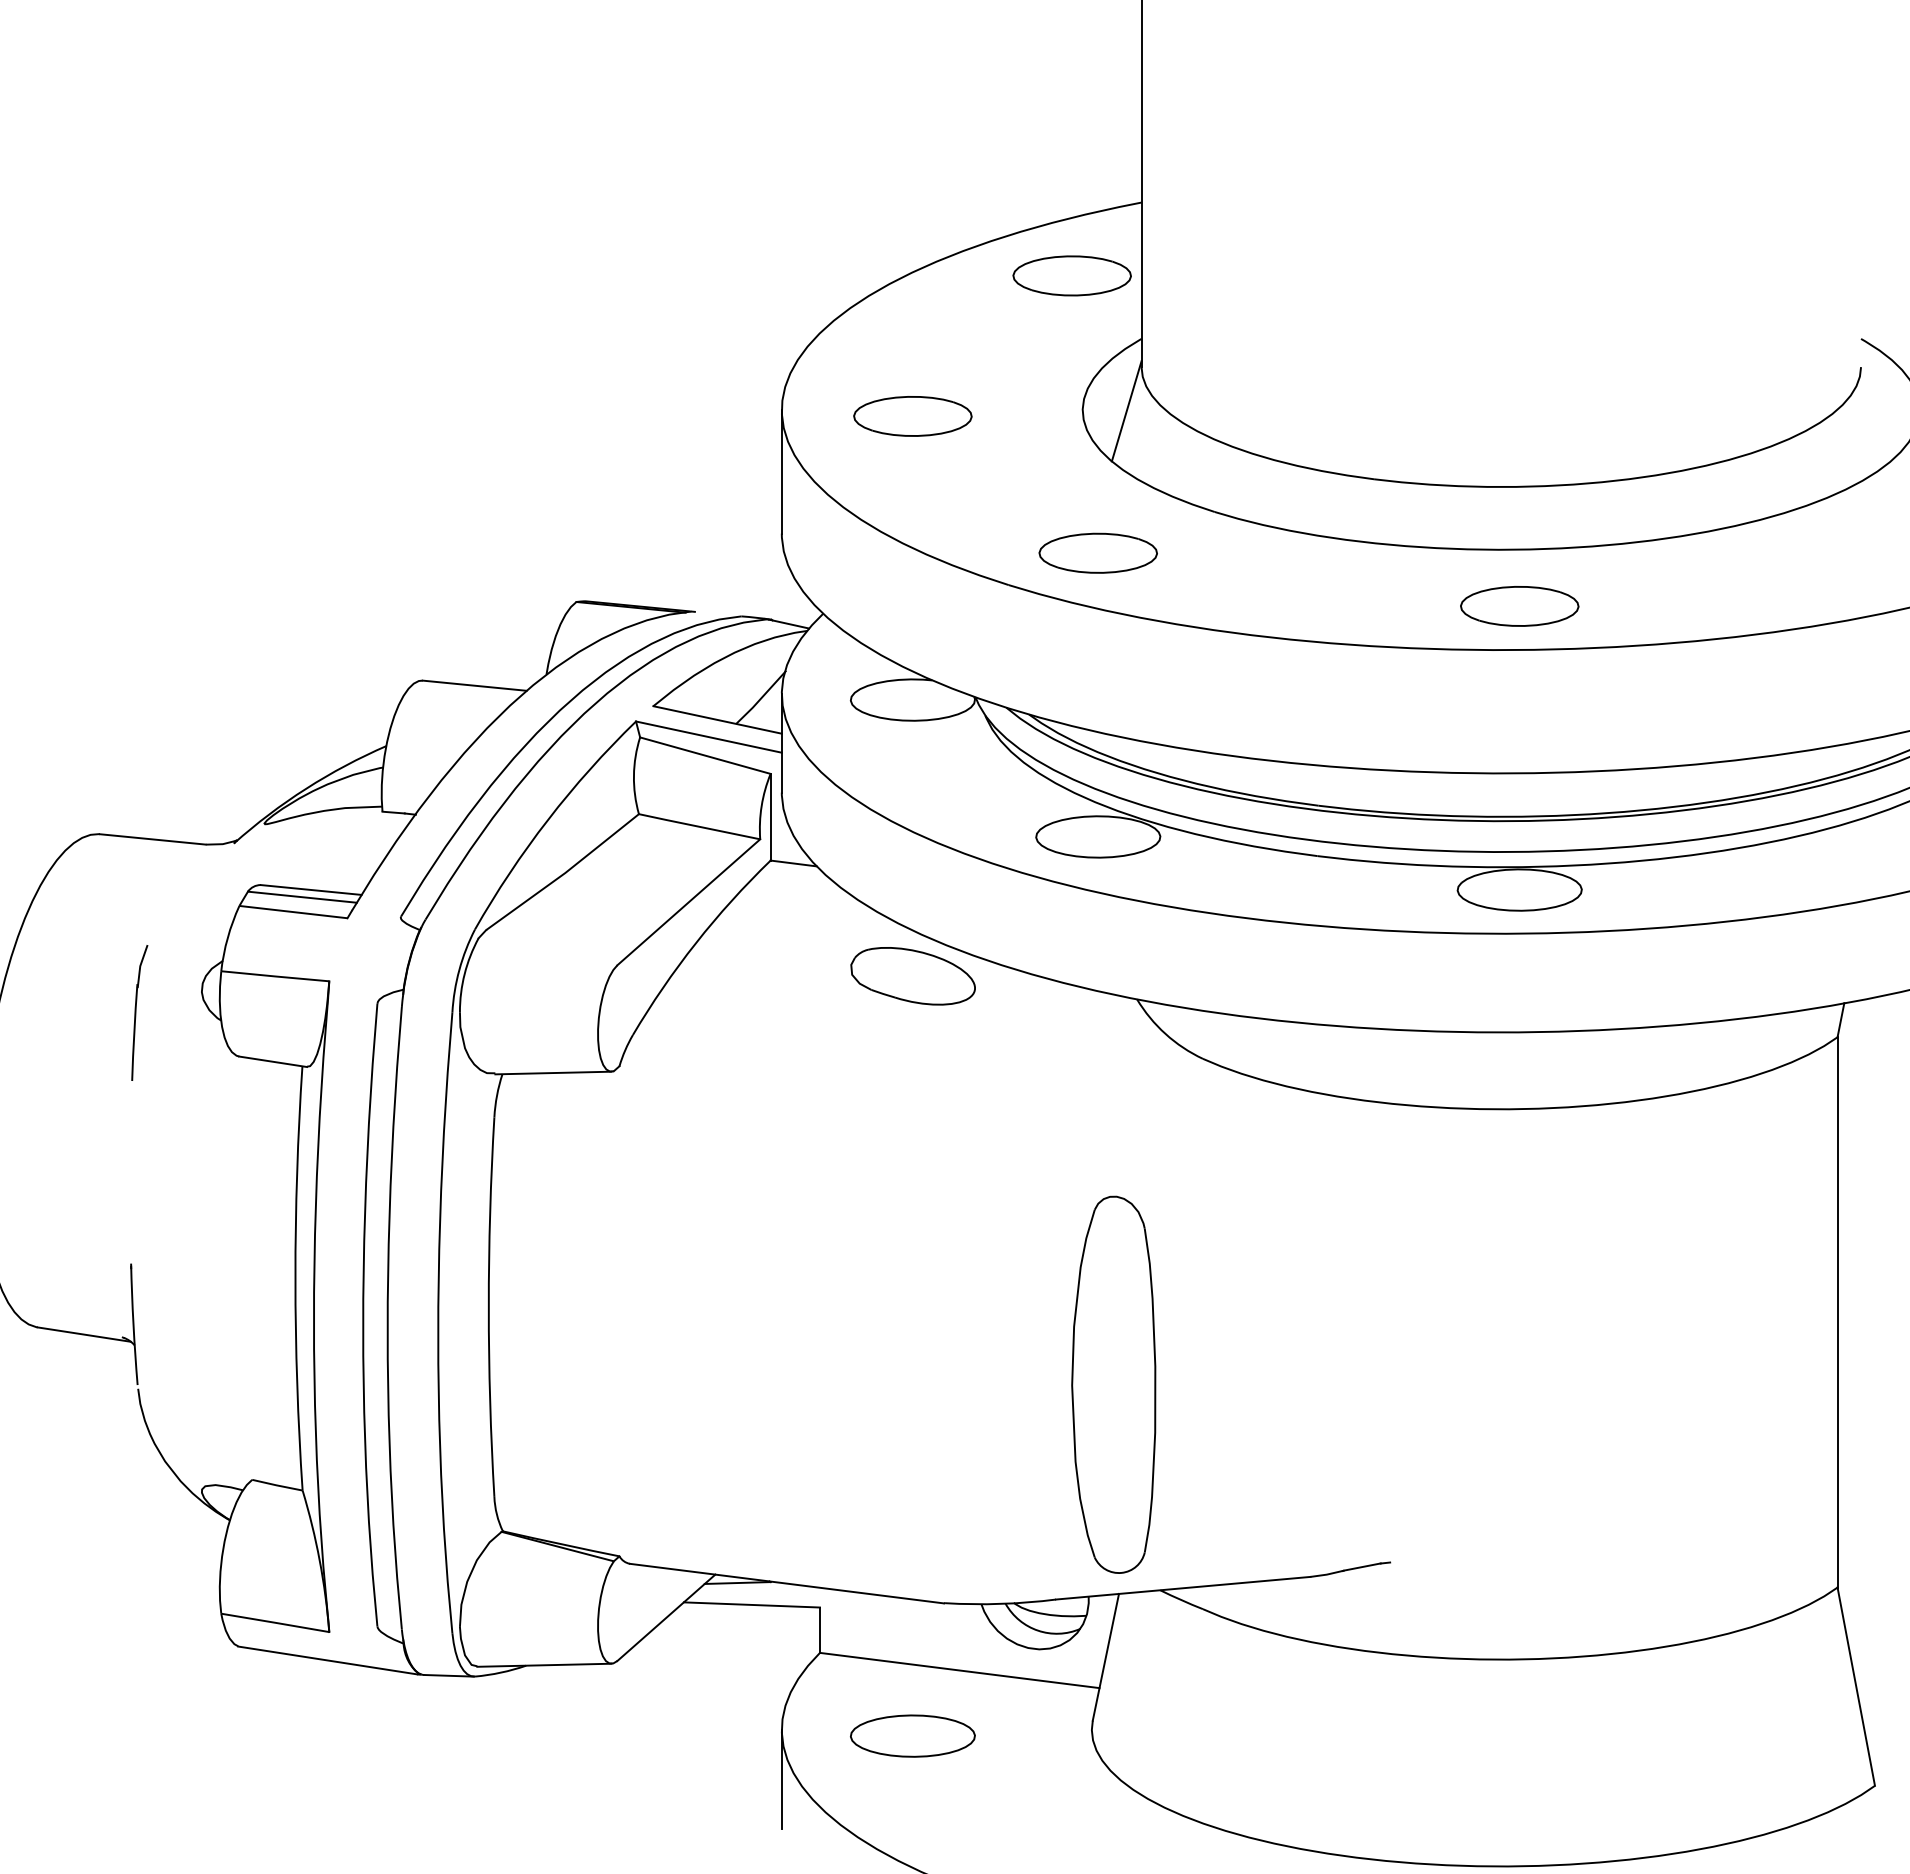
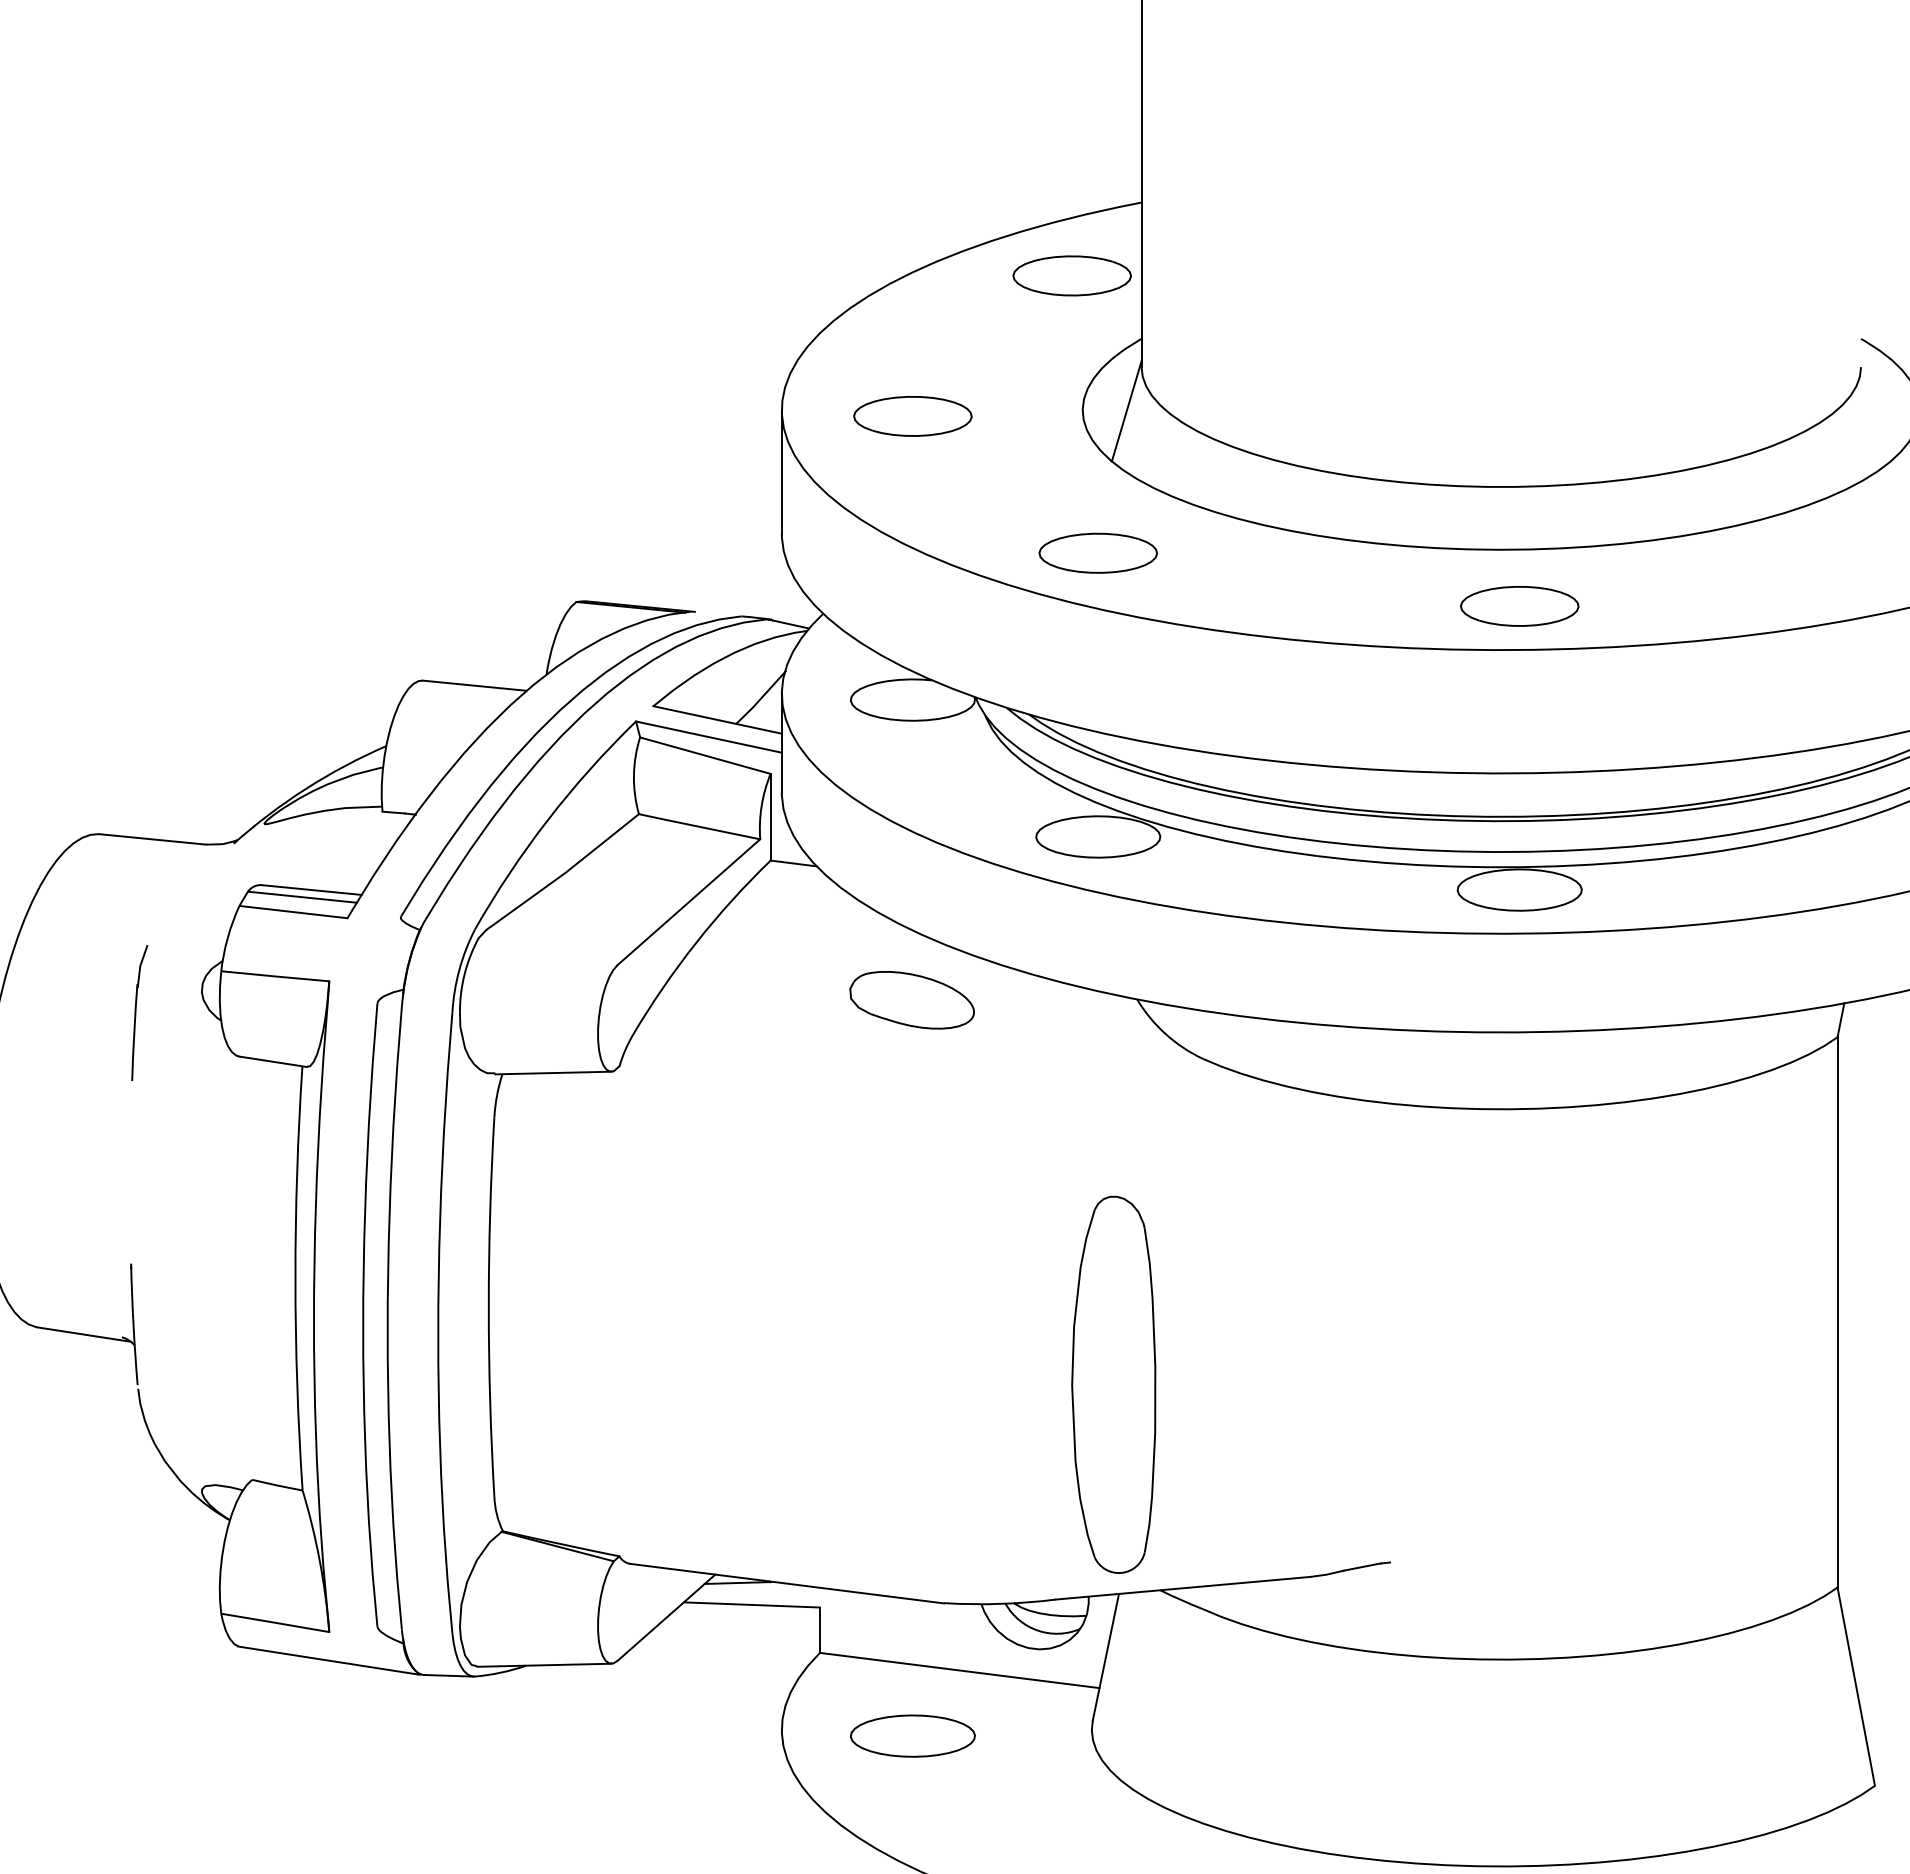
part position: (912, 976) -> (911, 1000) (911, 1000)
line: present -> none (781, 1778)
